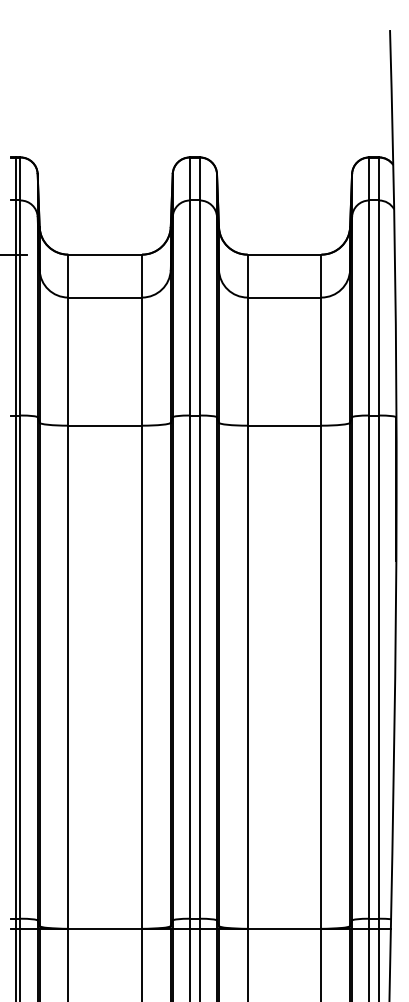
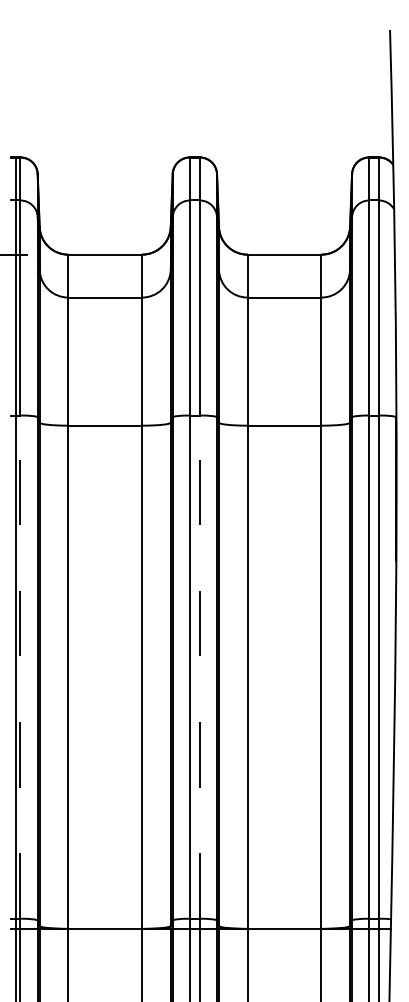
line: solid -> dashed (20, 667)
line: solid -> dashed (199, 667)
